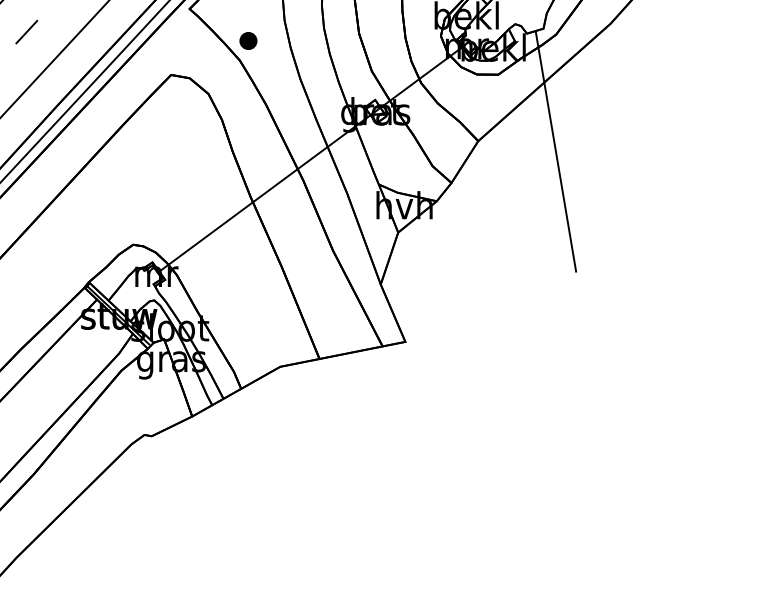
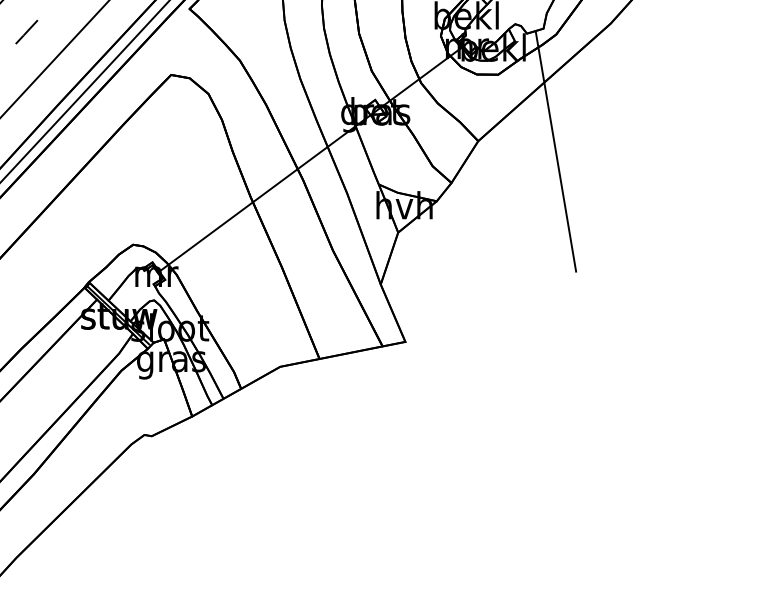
part: present -> none (248, 40)
